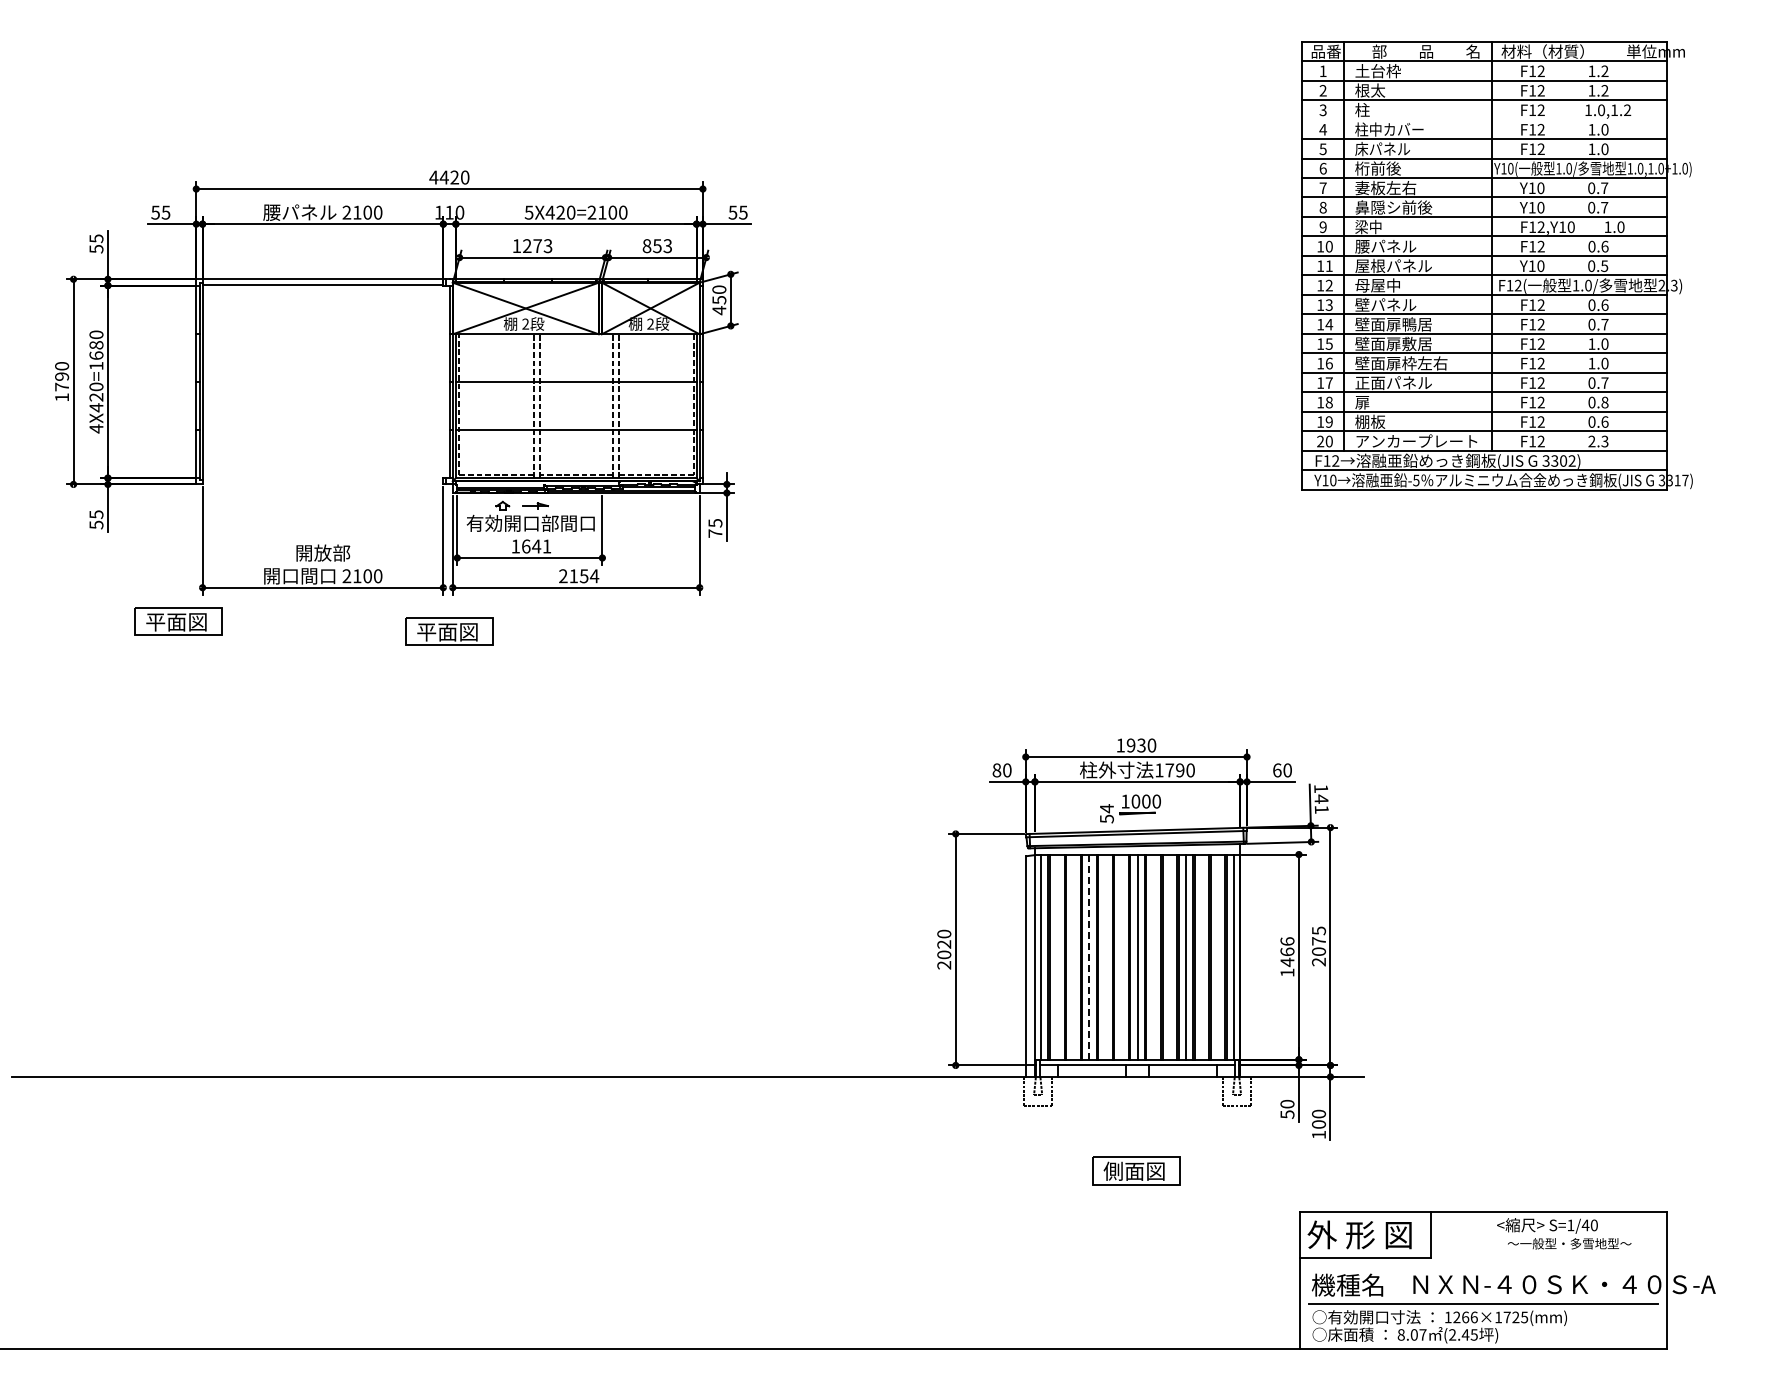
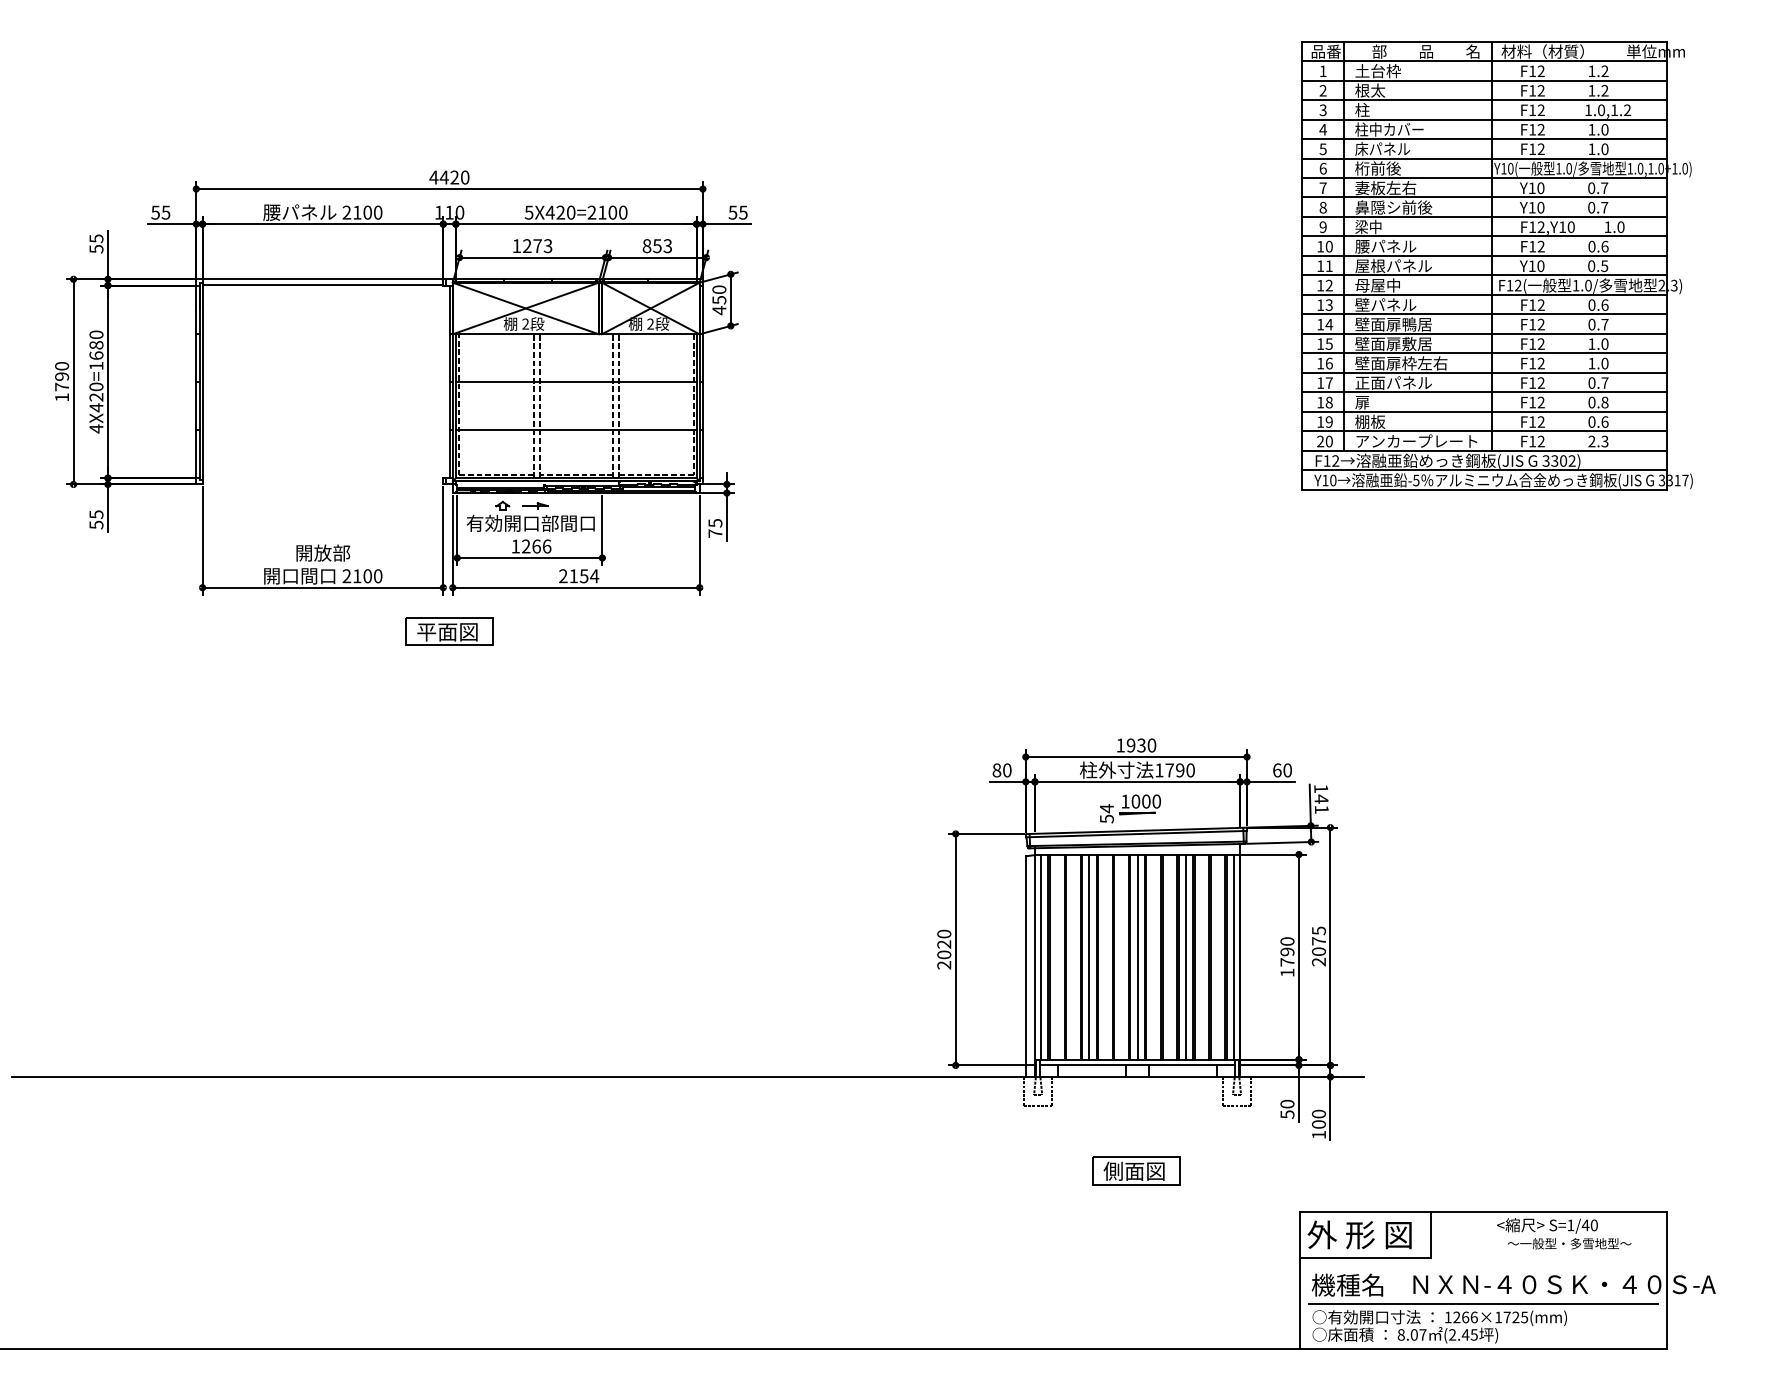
line: none -> present (1484, 119)
text: 1641 -> 1266 (536, 546)
part: present -> none (178, 621)
text: 1466 -> 1790 (1287, 952)
line: dashed -> solid (1089, 957)
